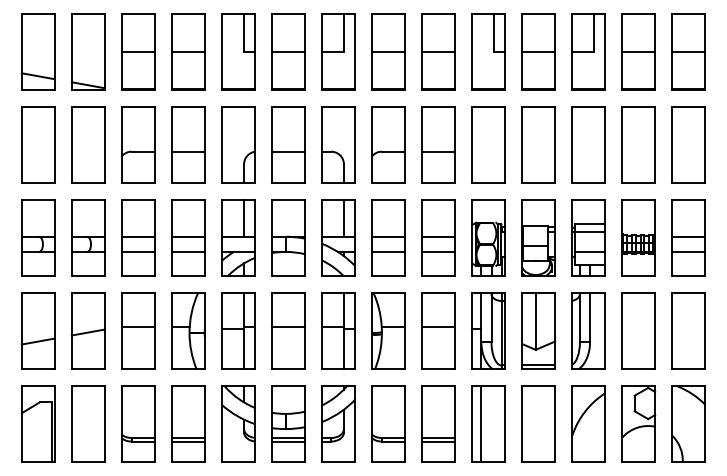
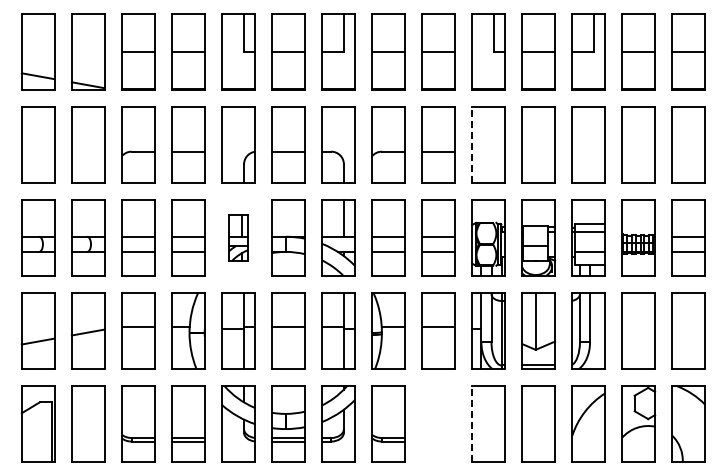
line: solid -> dashed (472, 144)
part size: 35x78 px -> 21x48 px (238, 237)
part: present -> none (438, 423)
line: present -> none (481, 423)
line: solid -> dashed (472, 424)
